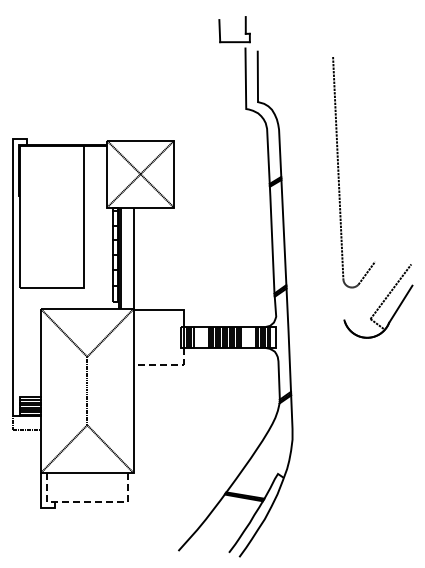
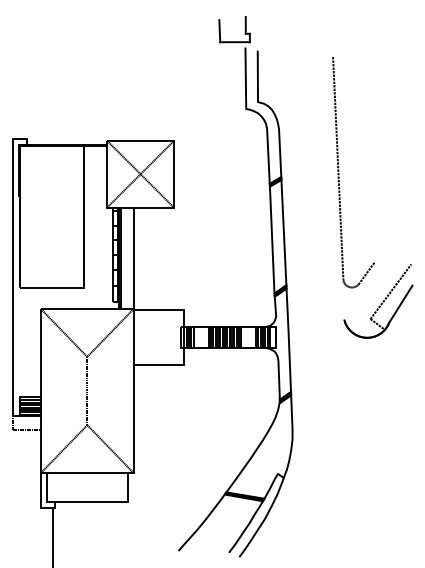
line: dashed -> solid (167, 364)
line: dashed -> solid (88, 502)
line: none -> present (53, 536)
